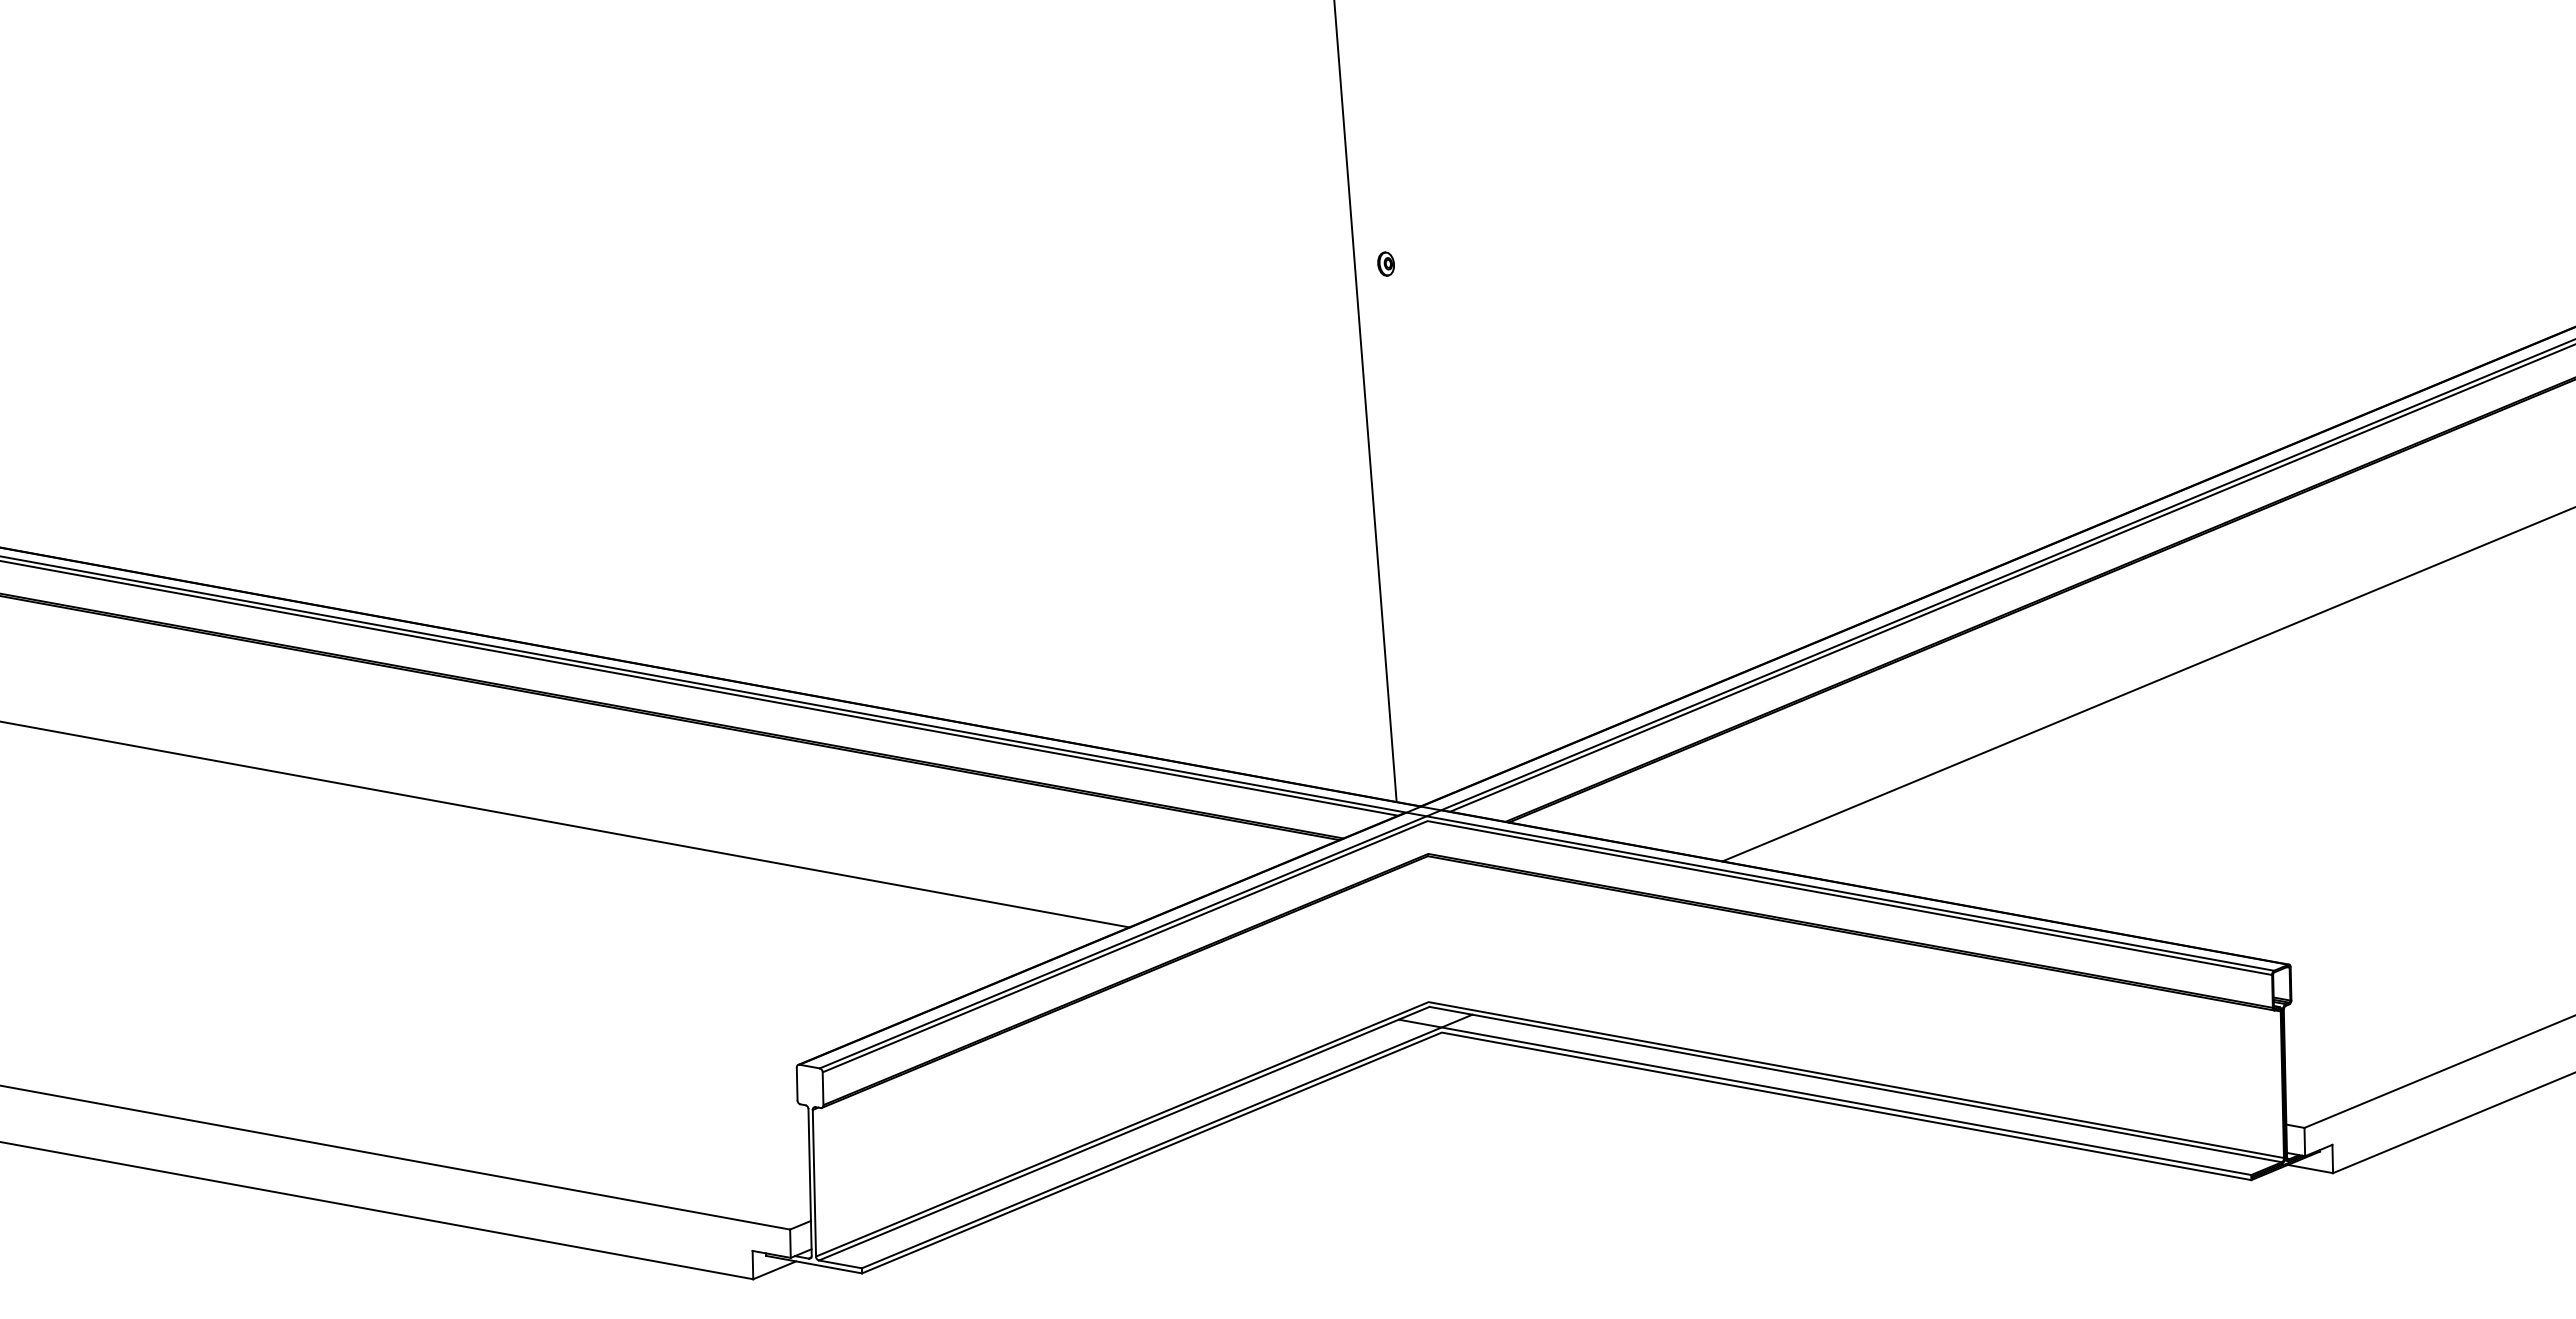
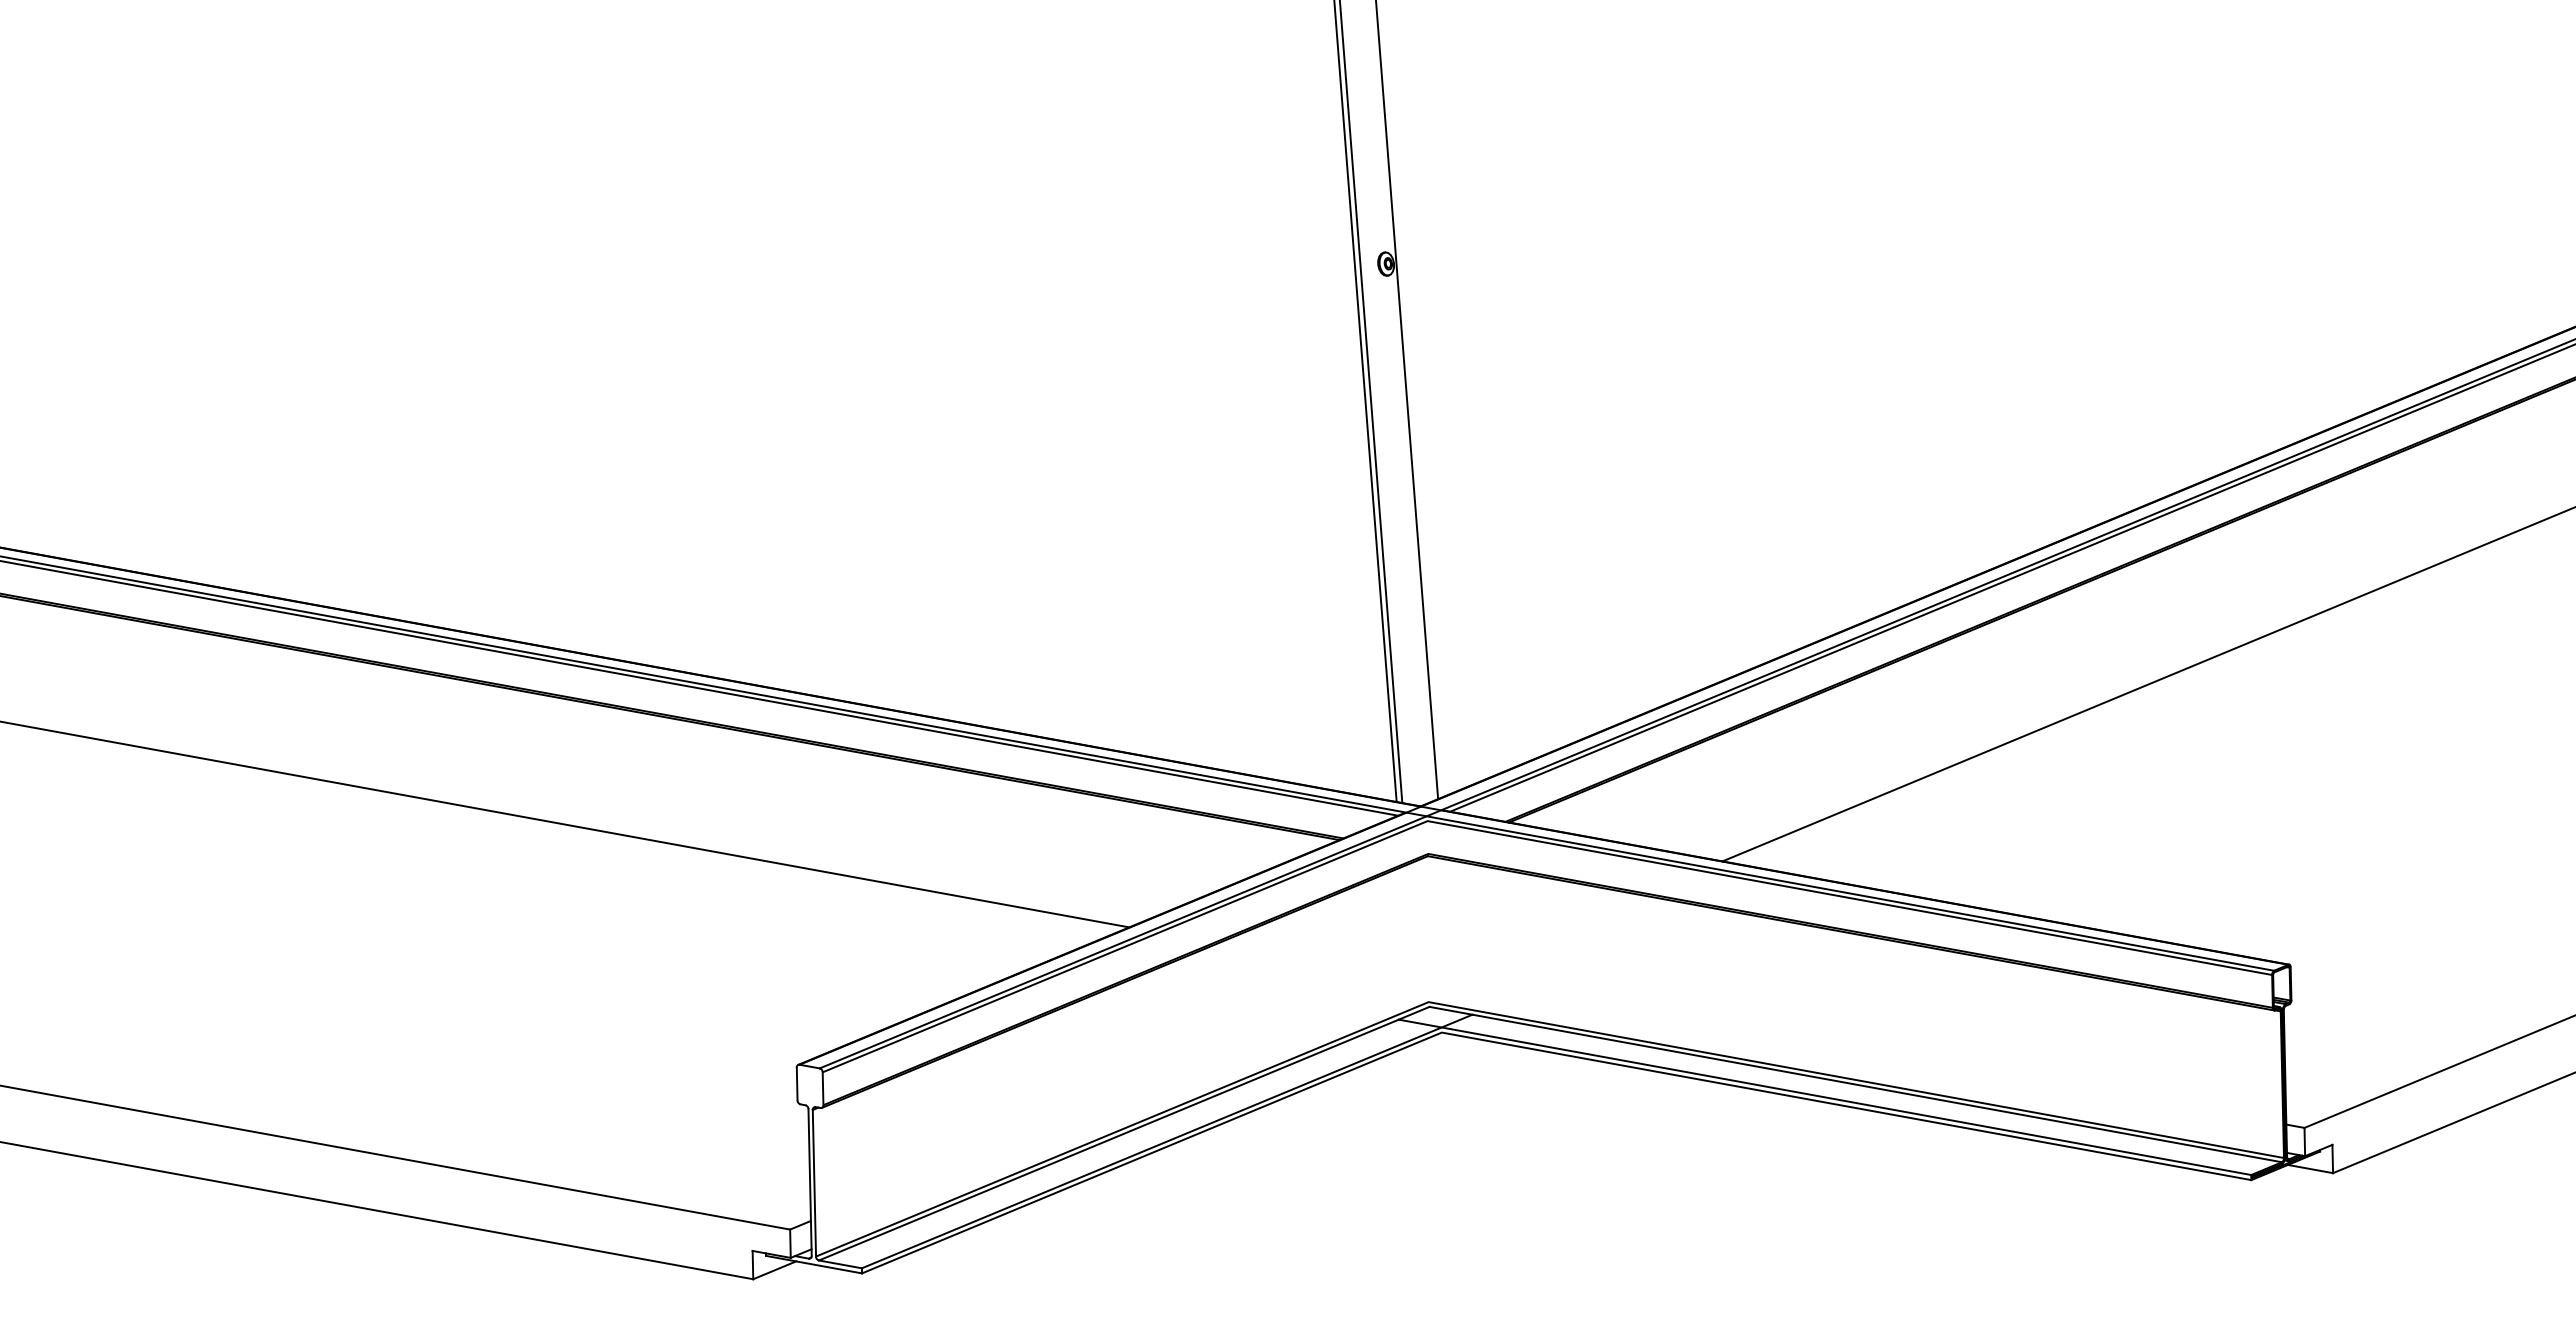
line: none -> present (1407, 400)
line: none -> present (1371, 402)
